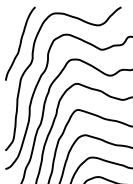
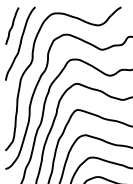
line: none -> present (12, 25)
